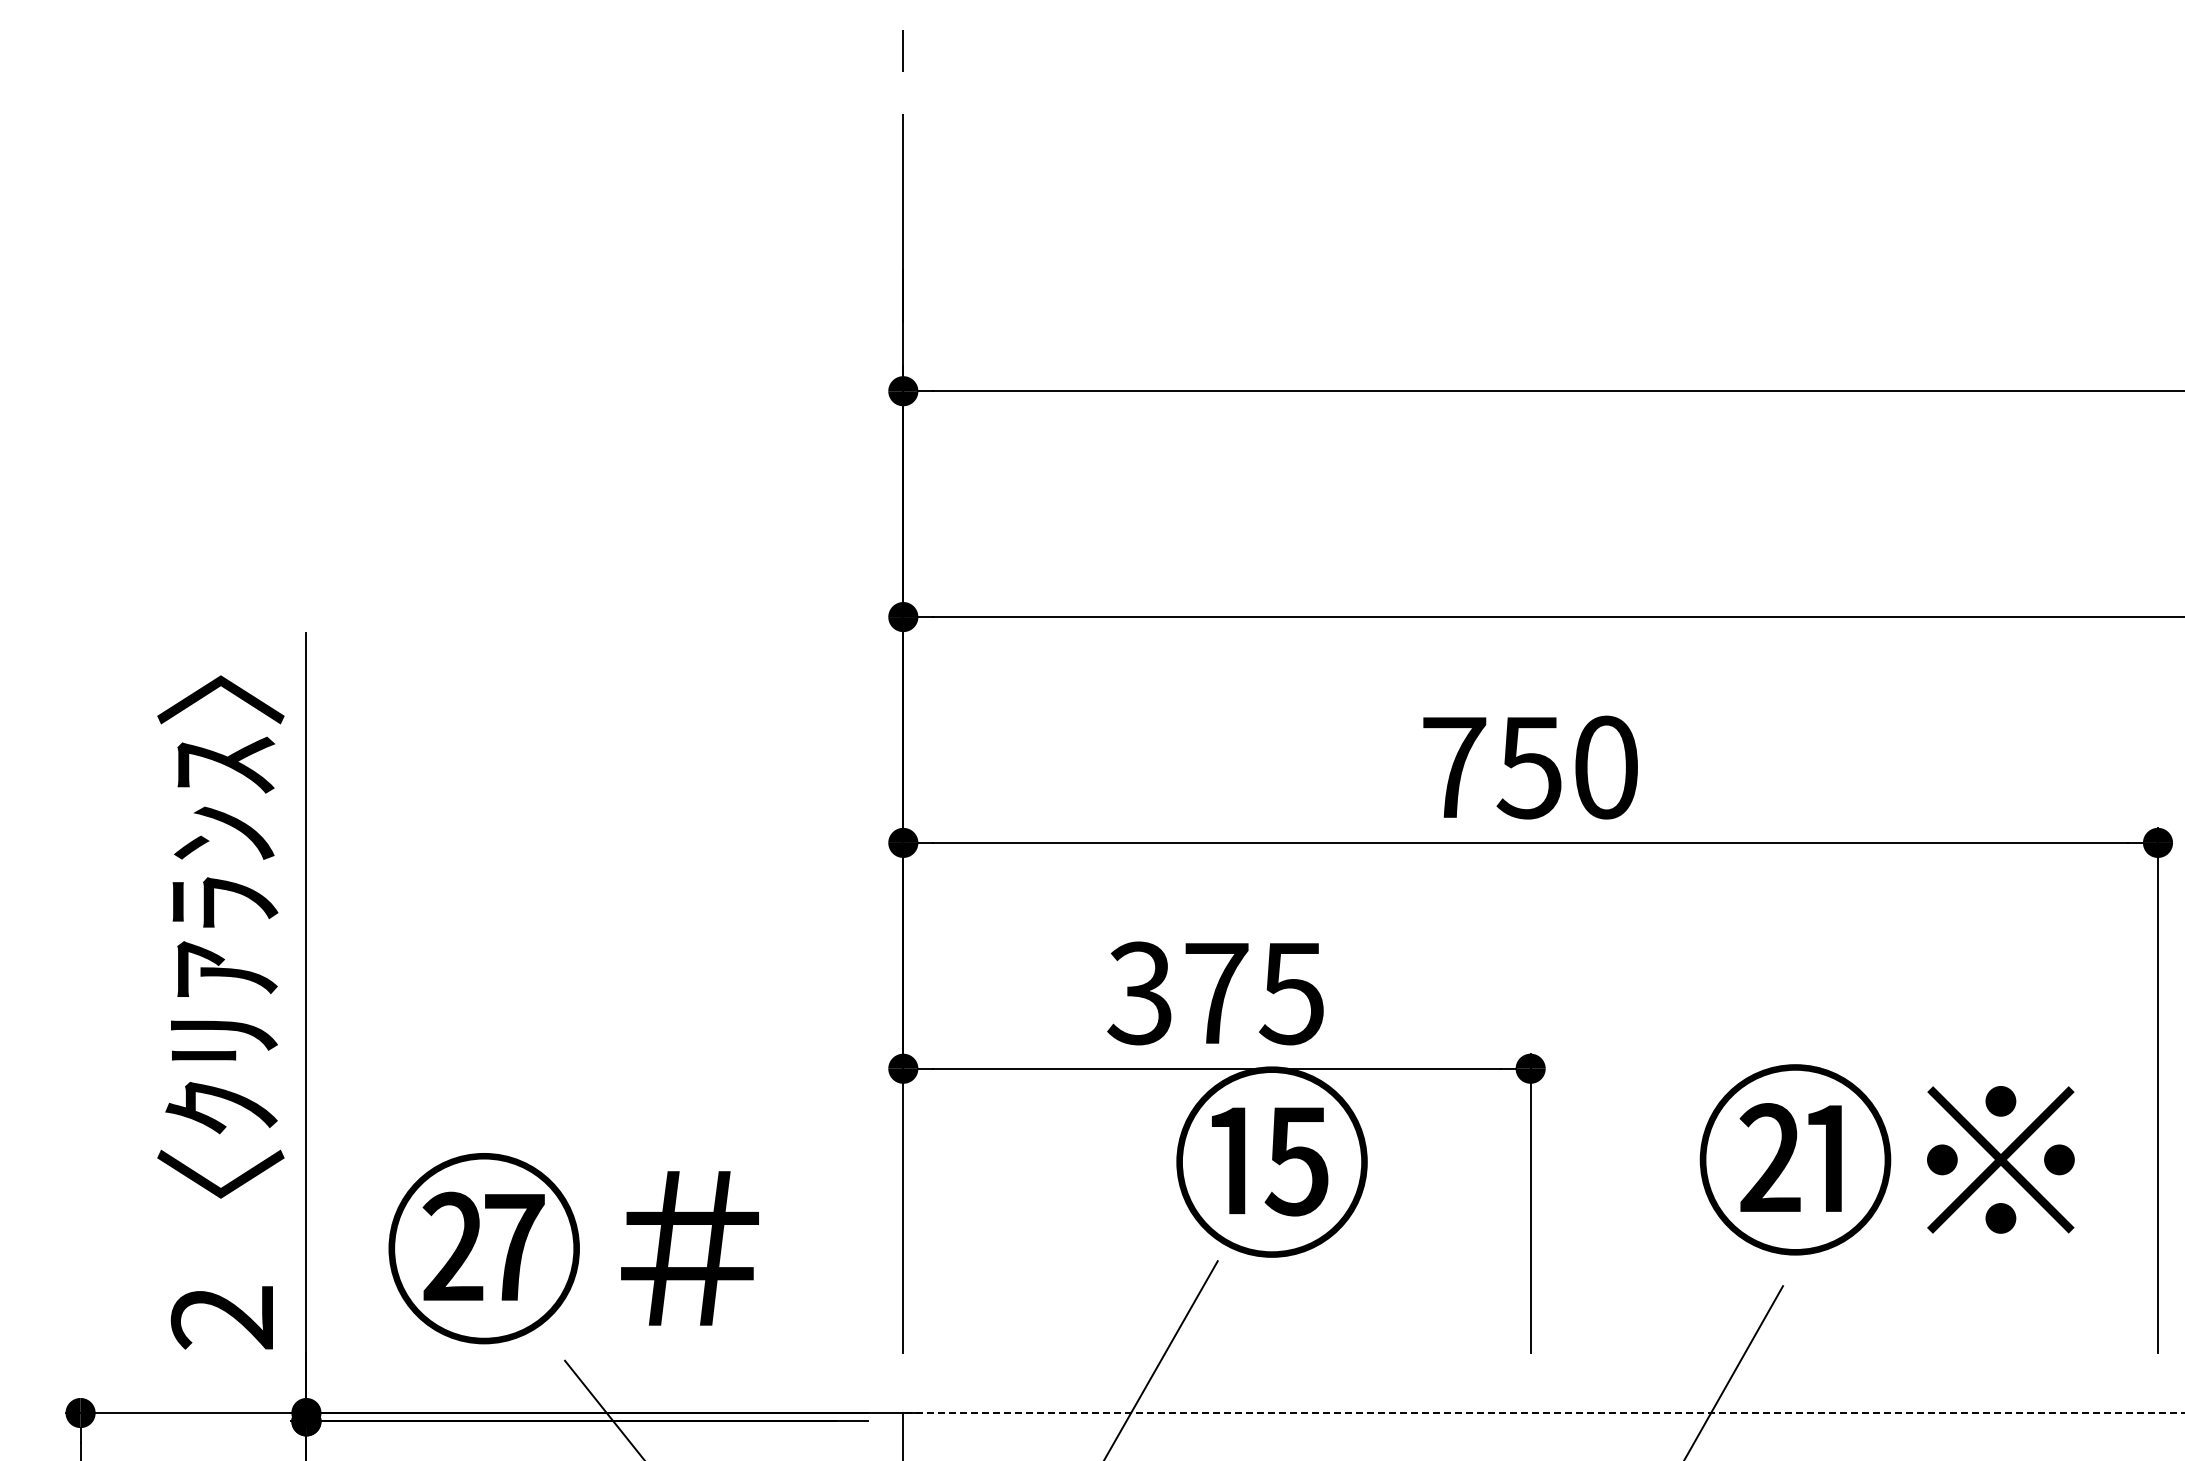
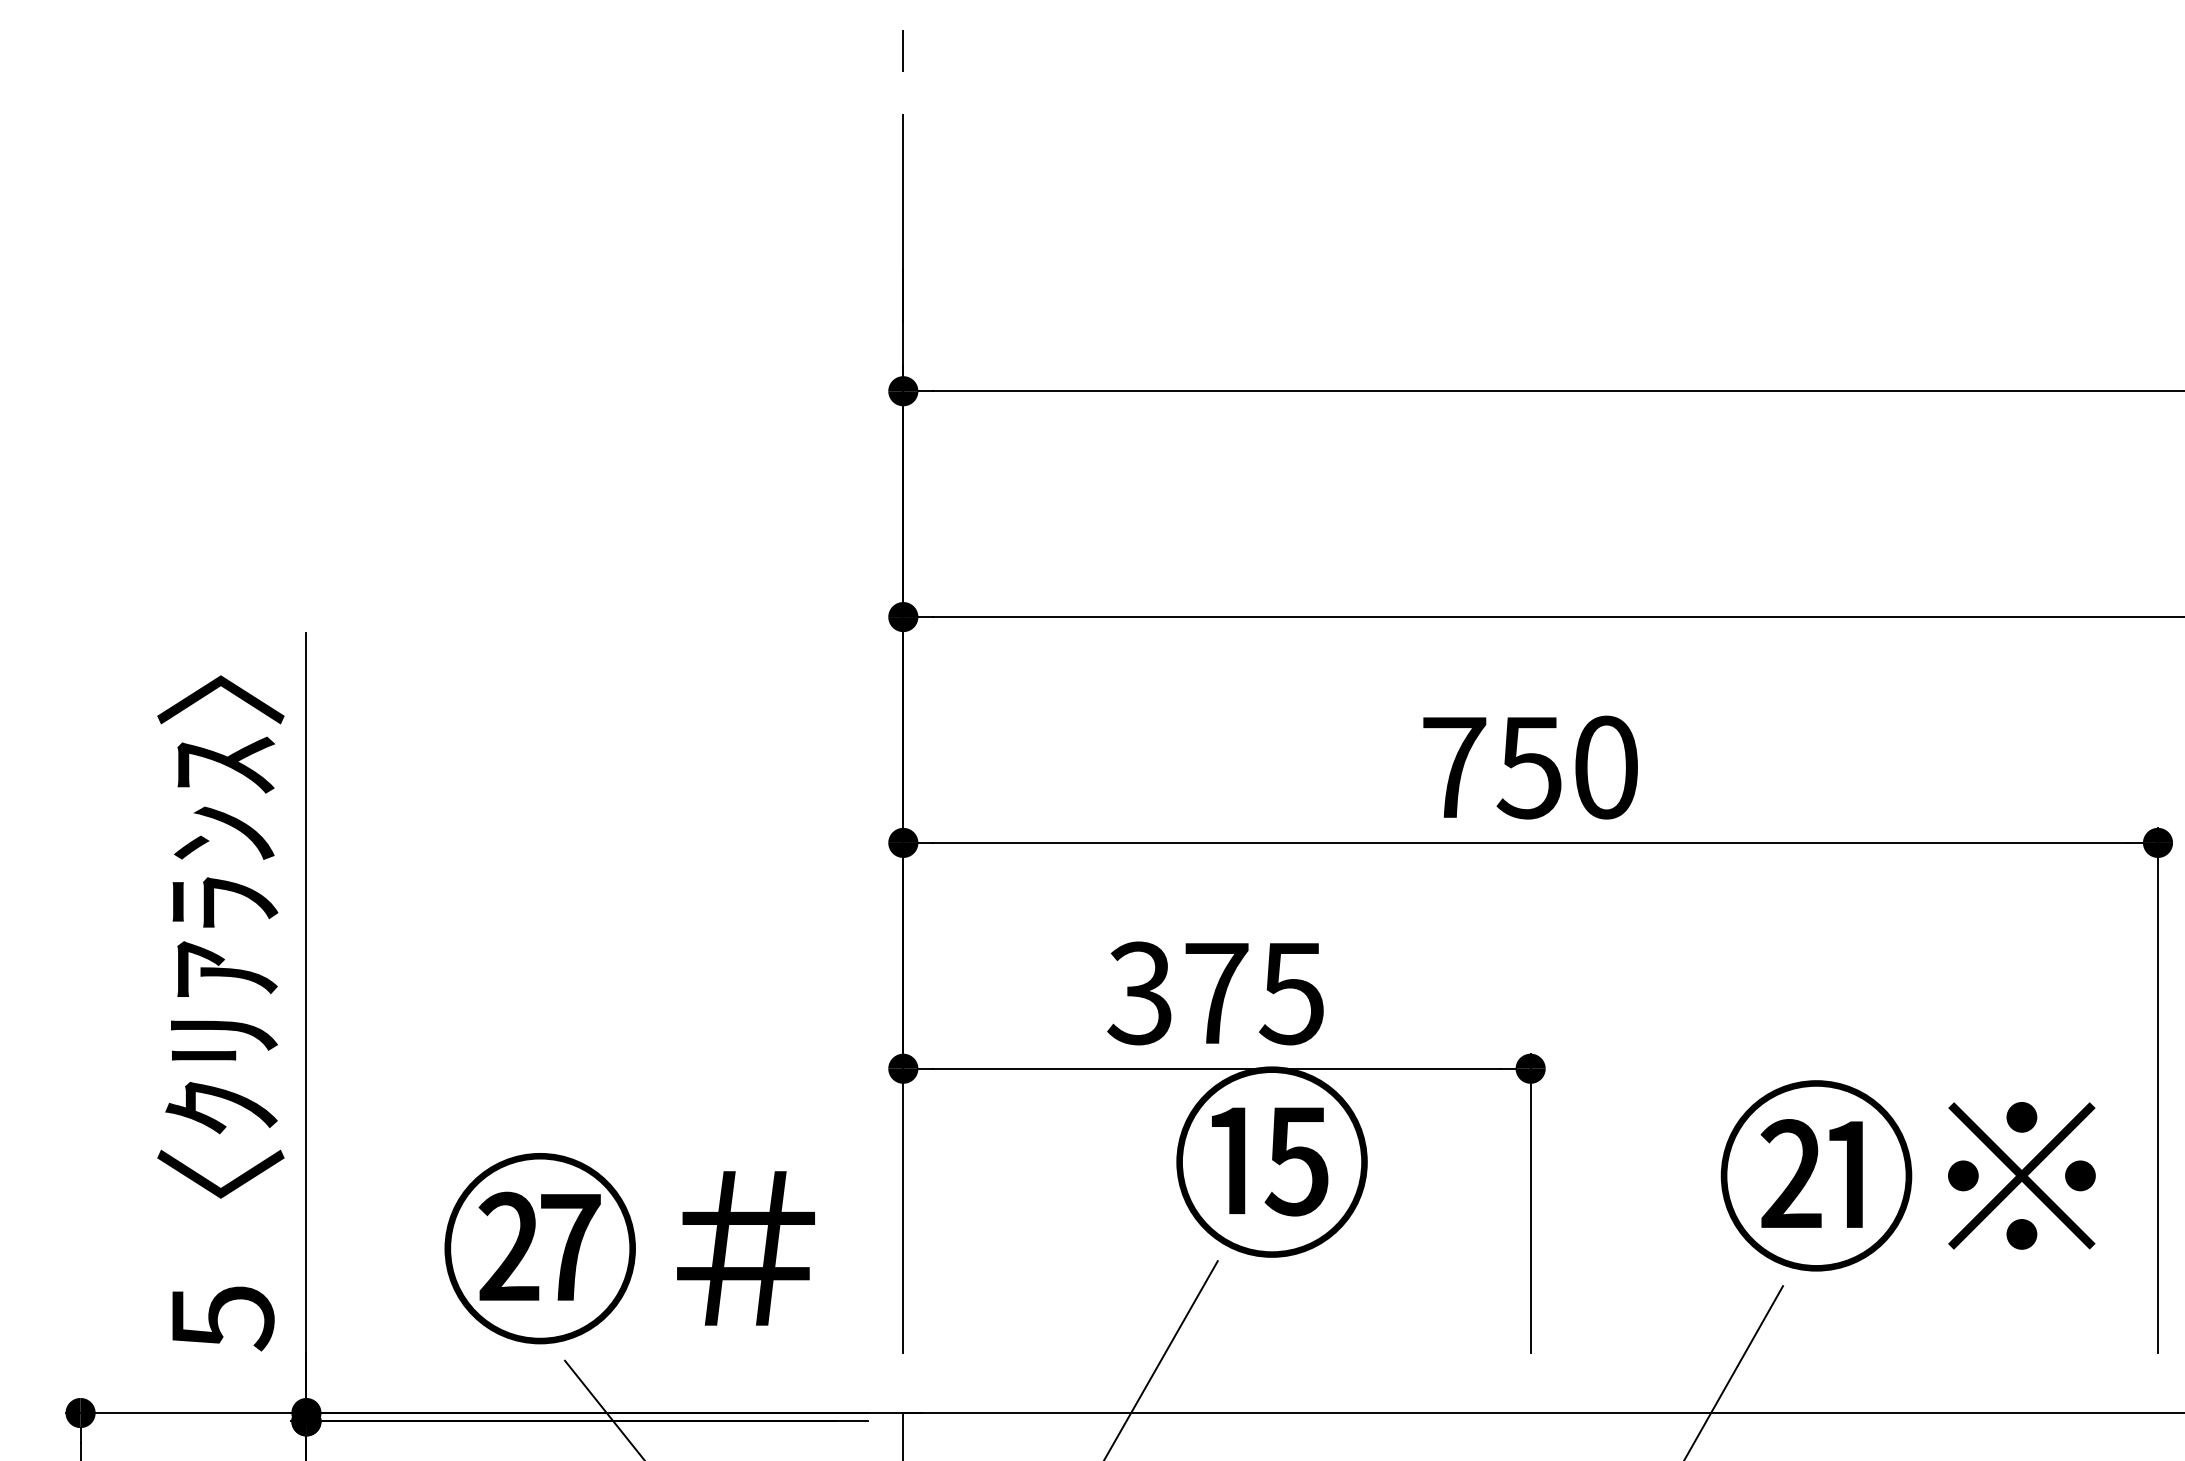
text position: (1886, 1159) -> (1907, 1175) (1907, 1175)
text position: (573, 1248) -> (629, 1248) (629, 1248)
text: 2 -> 5 (222, 1318)
line: dashed -> solid (1543, 1413)
